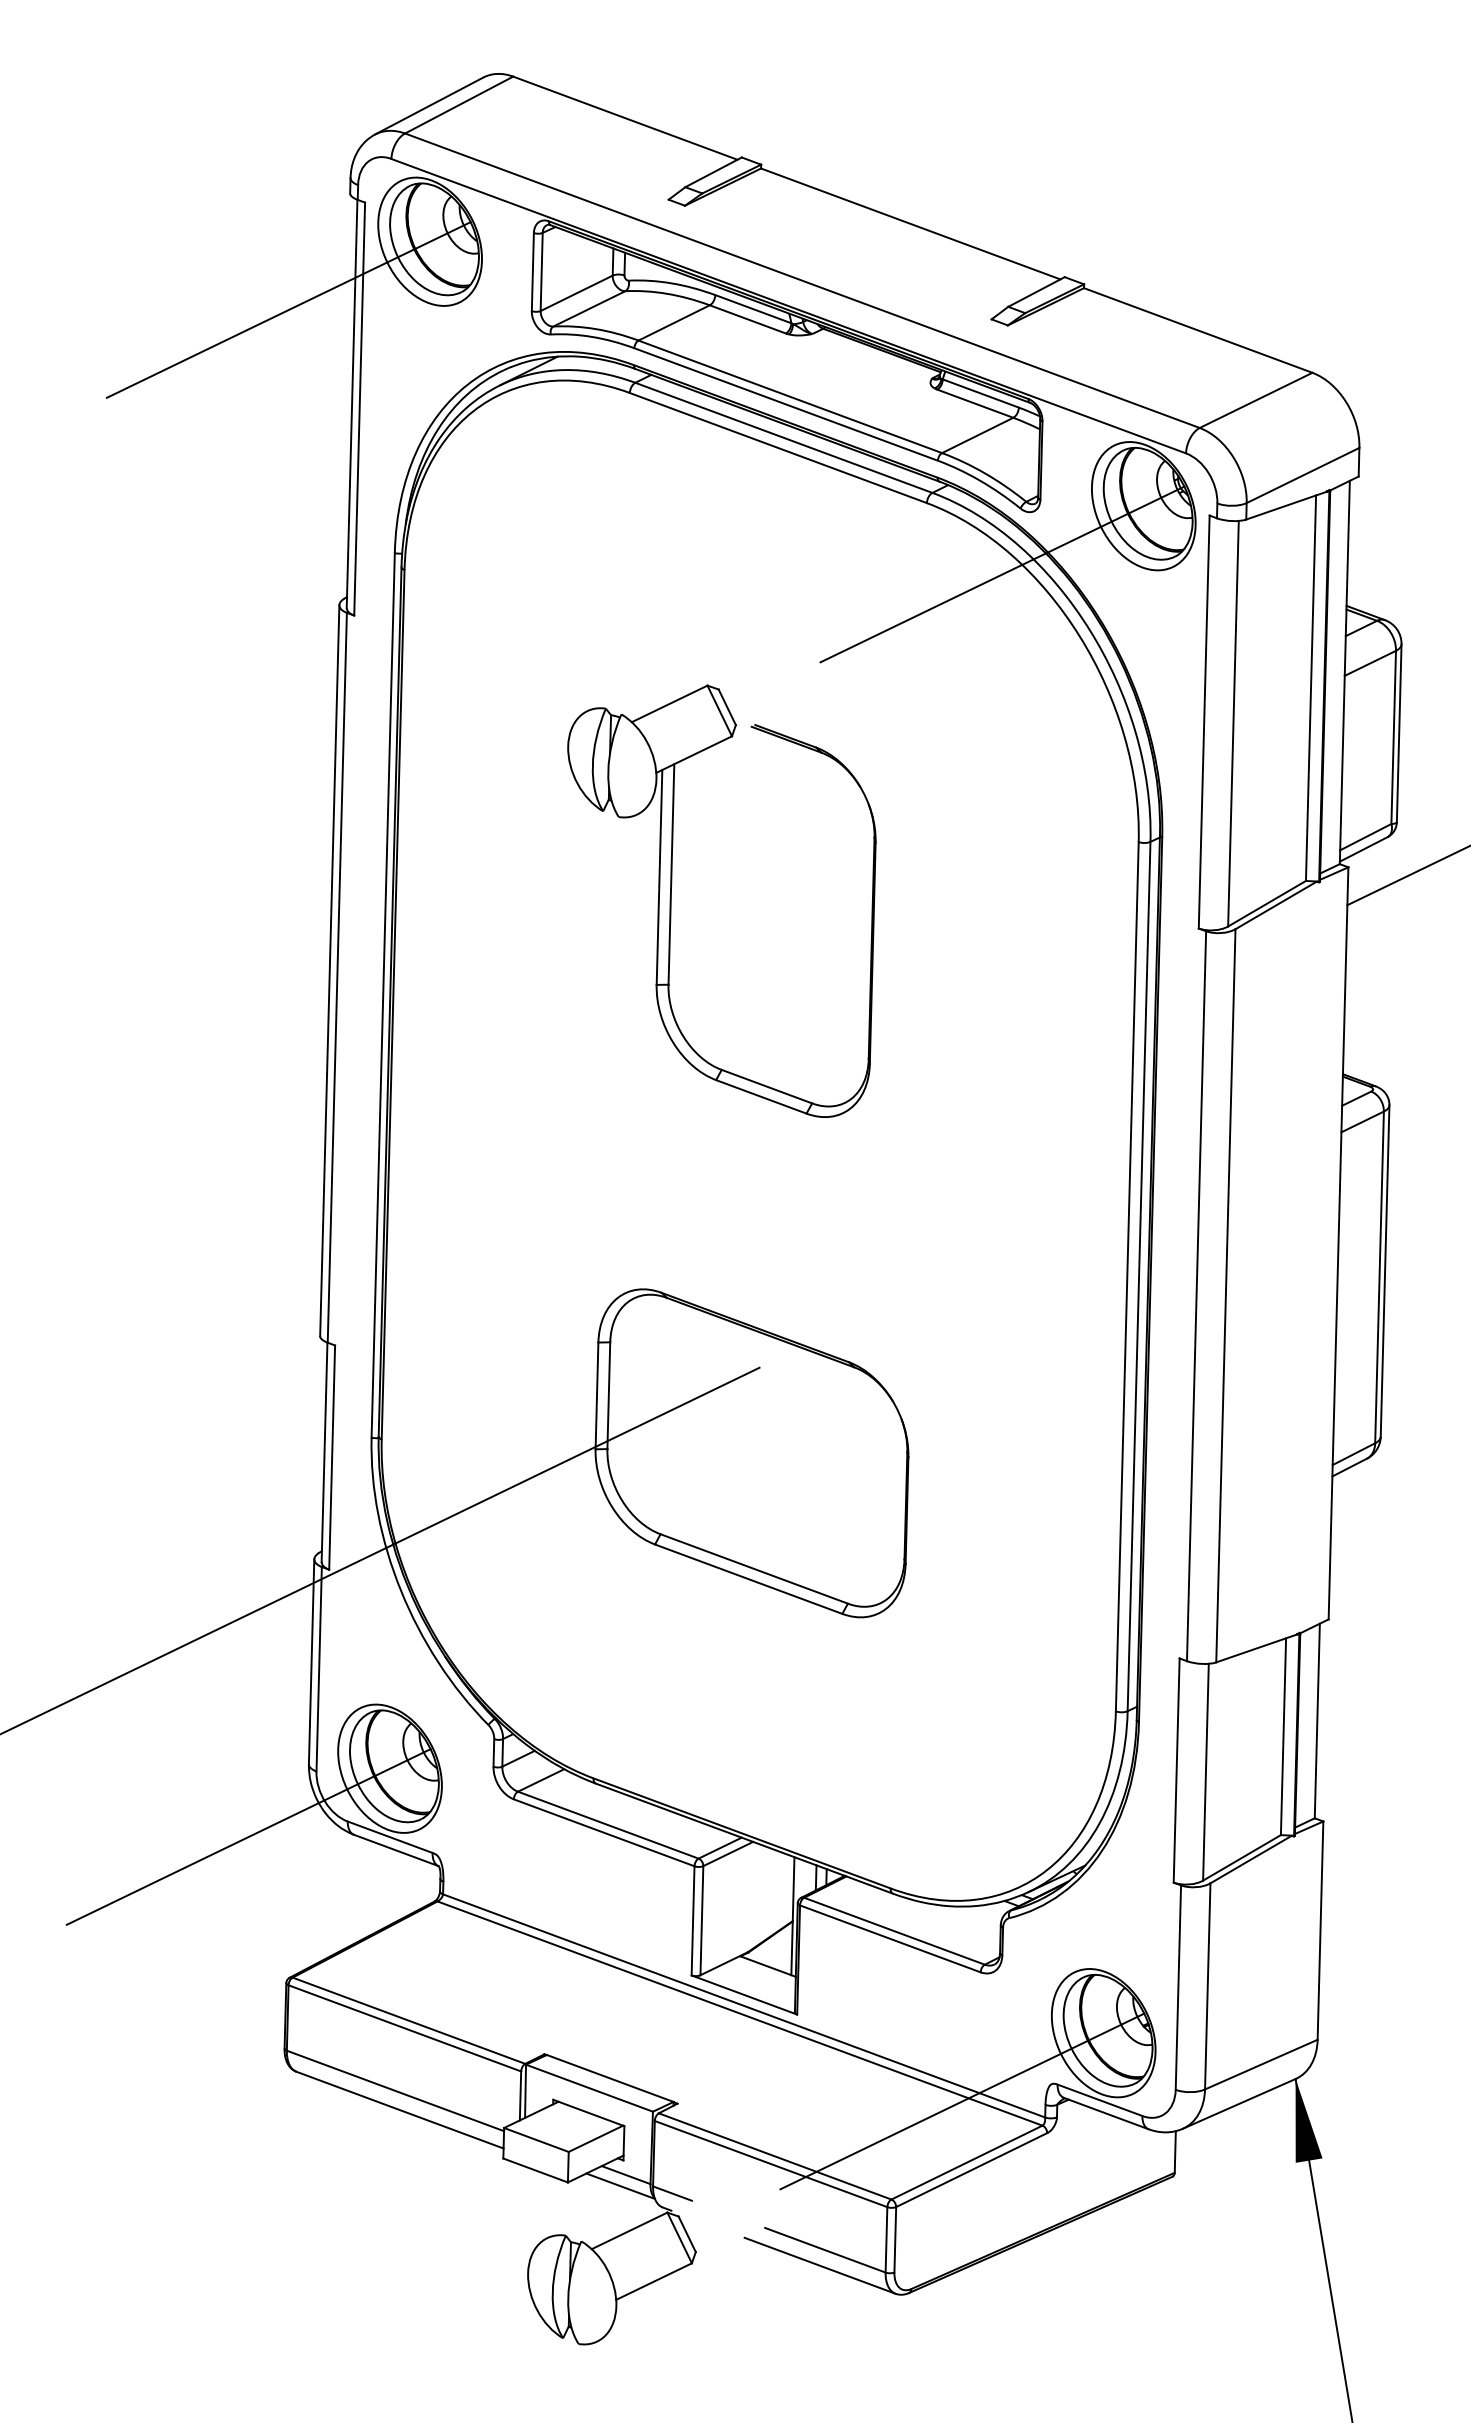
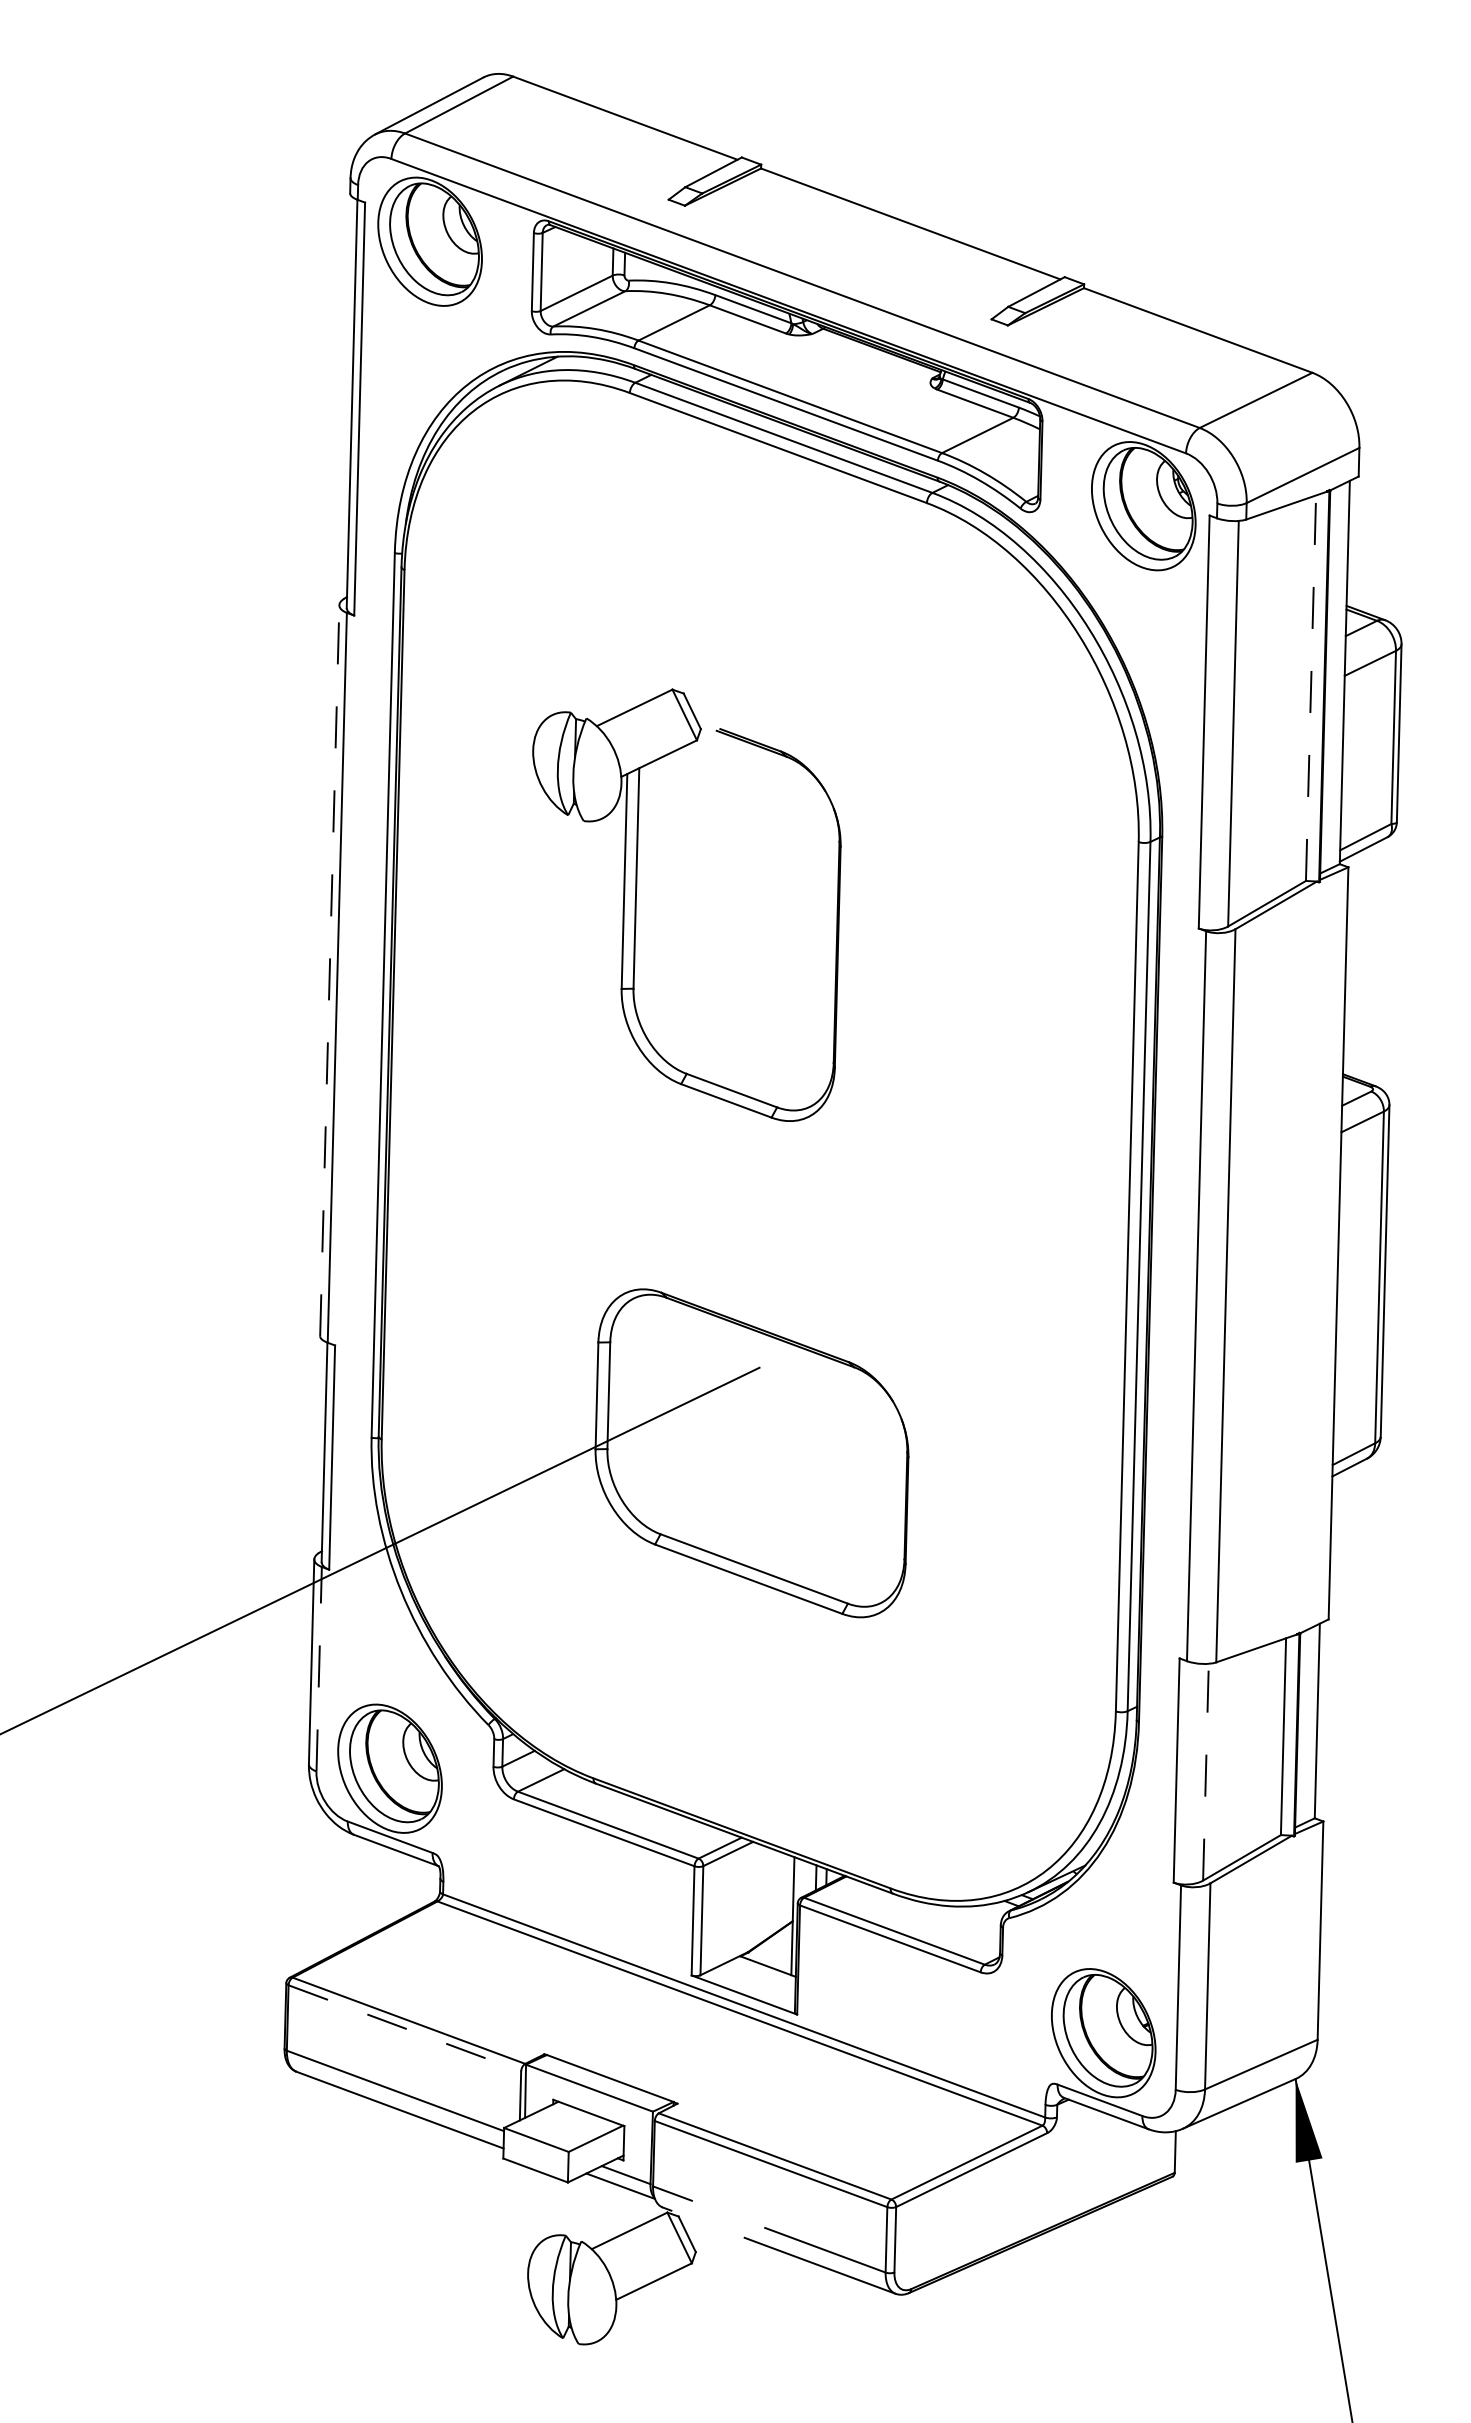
line: present -> none (288, 309)
line: present -> none (1002, 574)
line: solid -> dashed (1311, 688)
line: present -> none (1407, 876)
part position: (671, 900) -> (636, 904) (636, 904)
line: solid -> dashed (329, 970)
line: solid -> dashed (319, 1668)
line: solid -> dashed (1205, 1771)
line: present -> none (248, 1836)
line: solid -> dashed (405, 2028)
line: present -> none (962, 2101)
